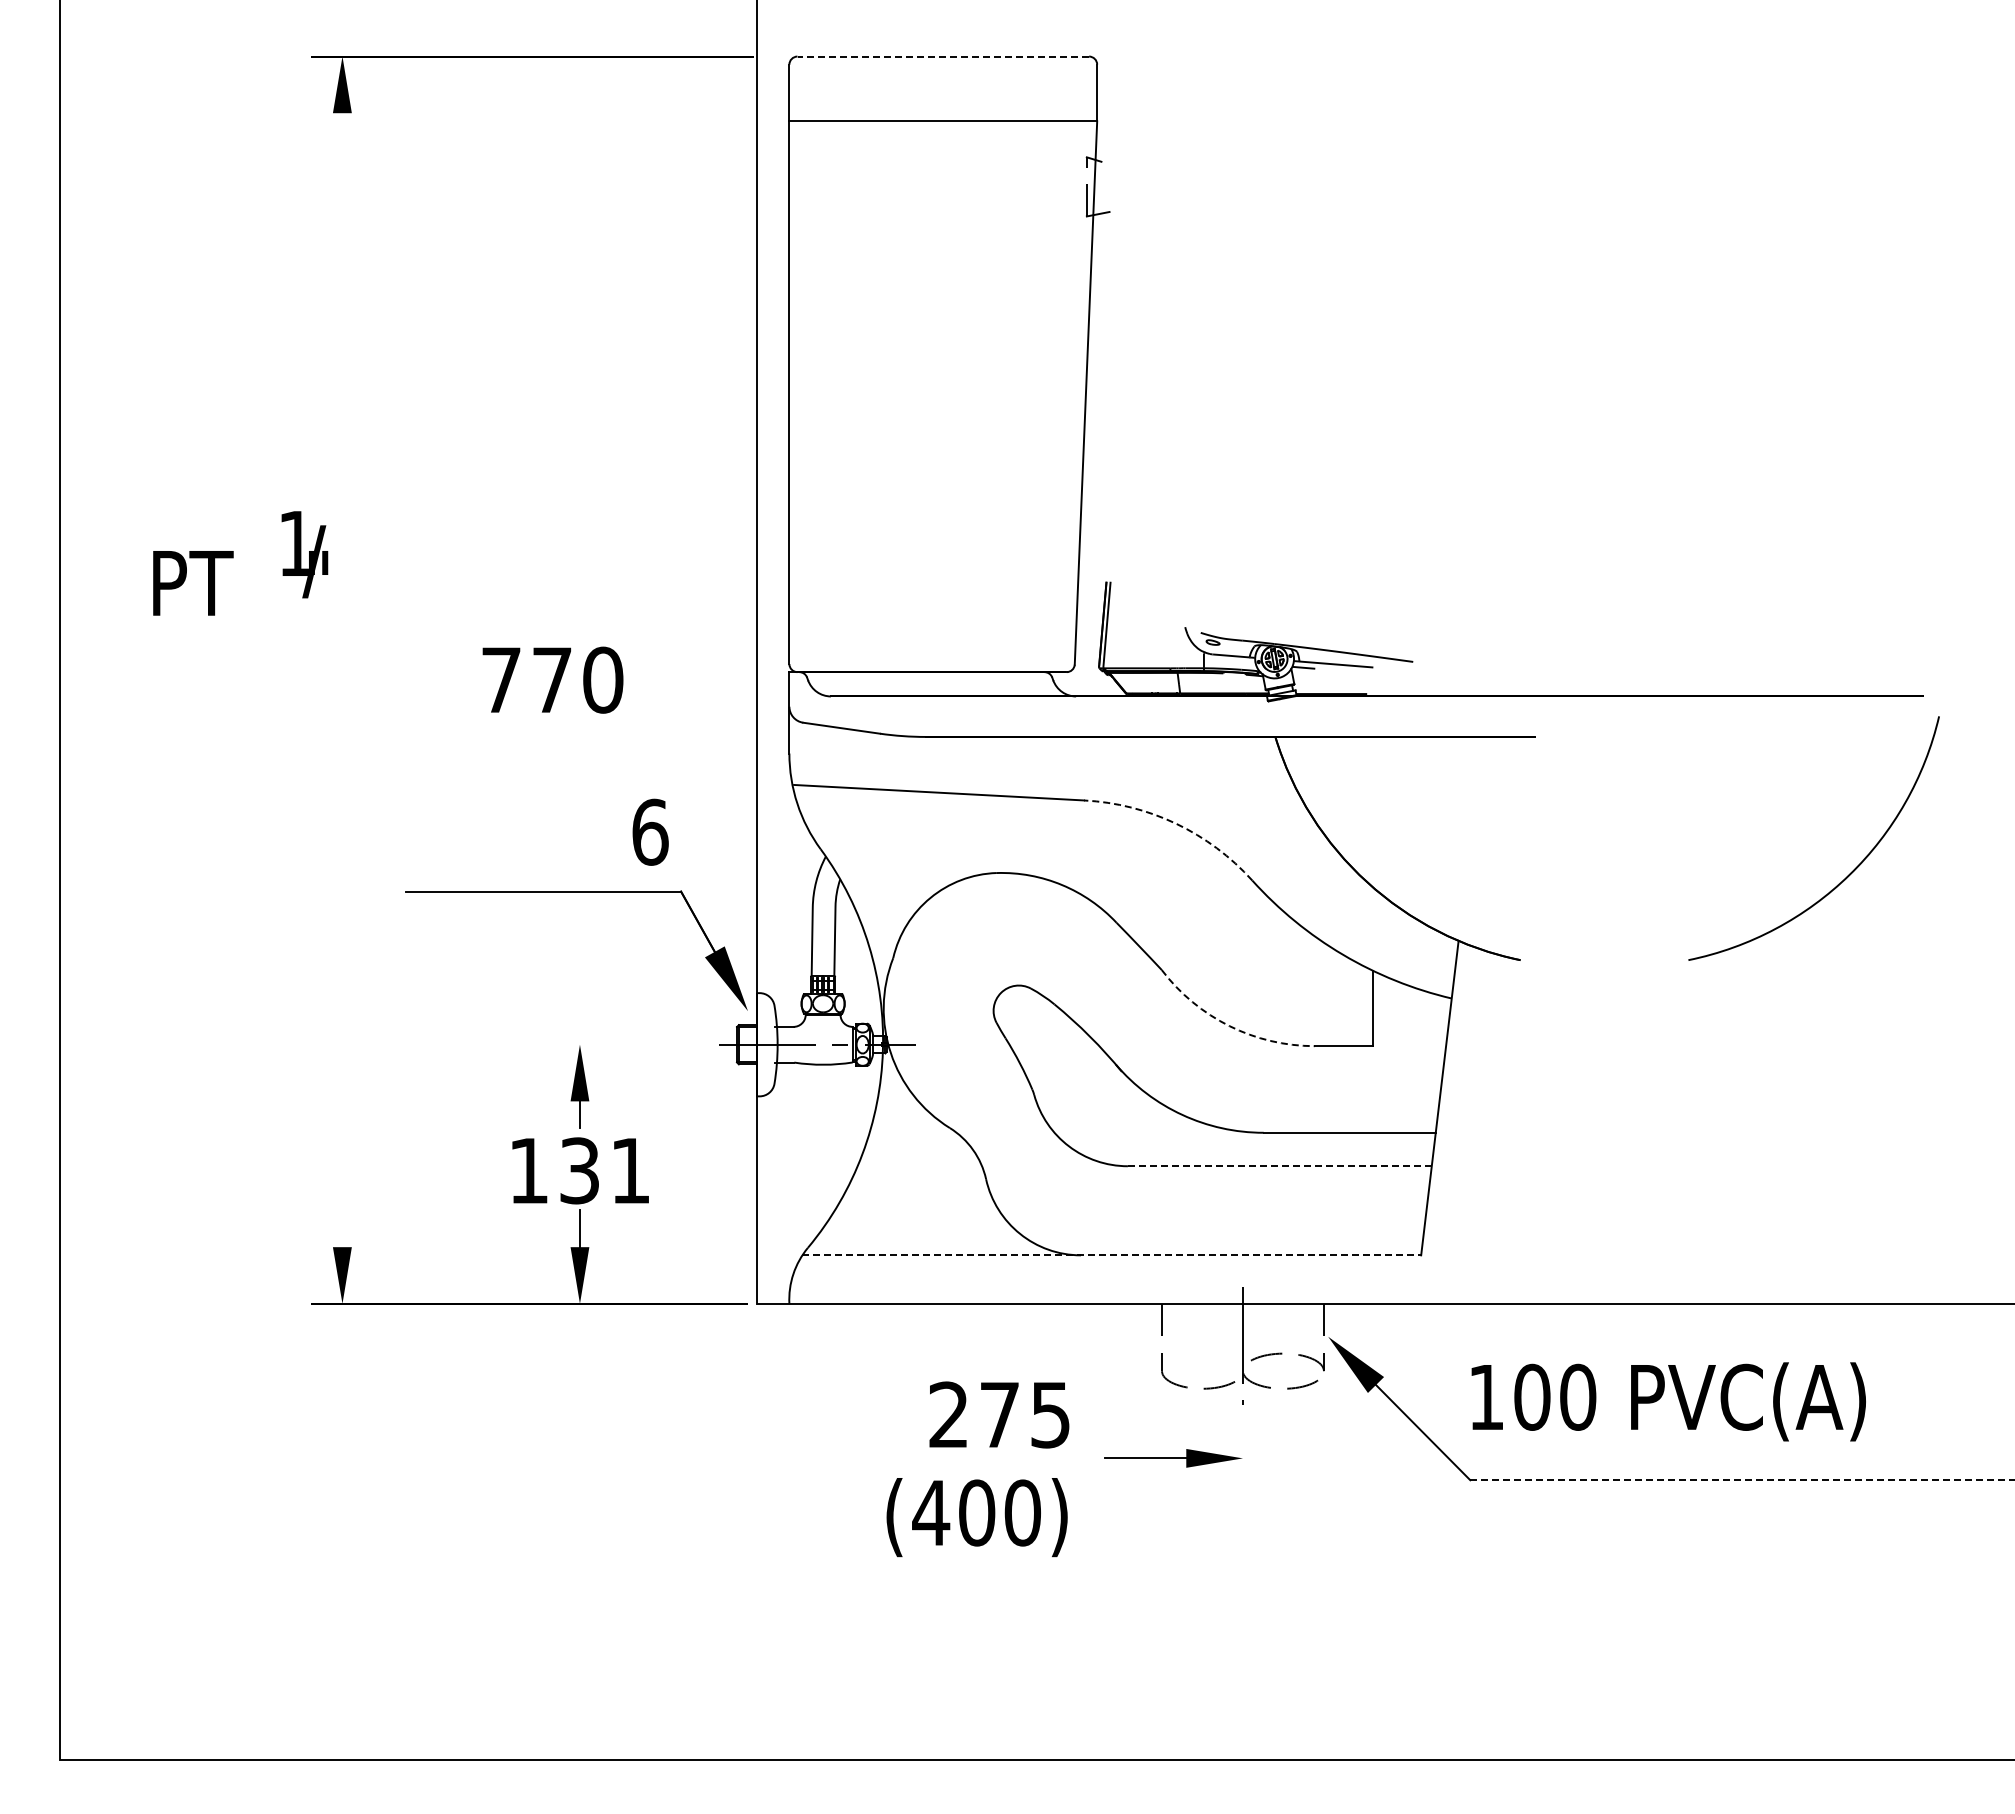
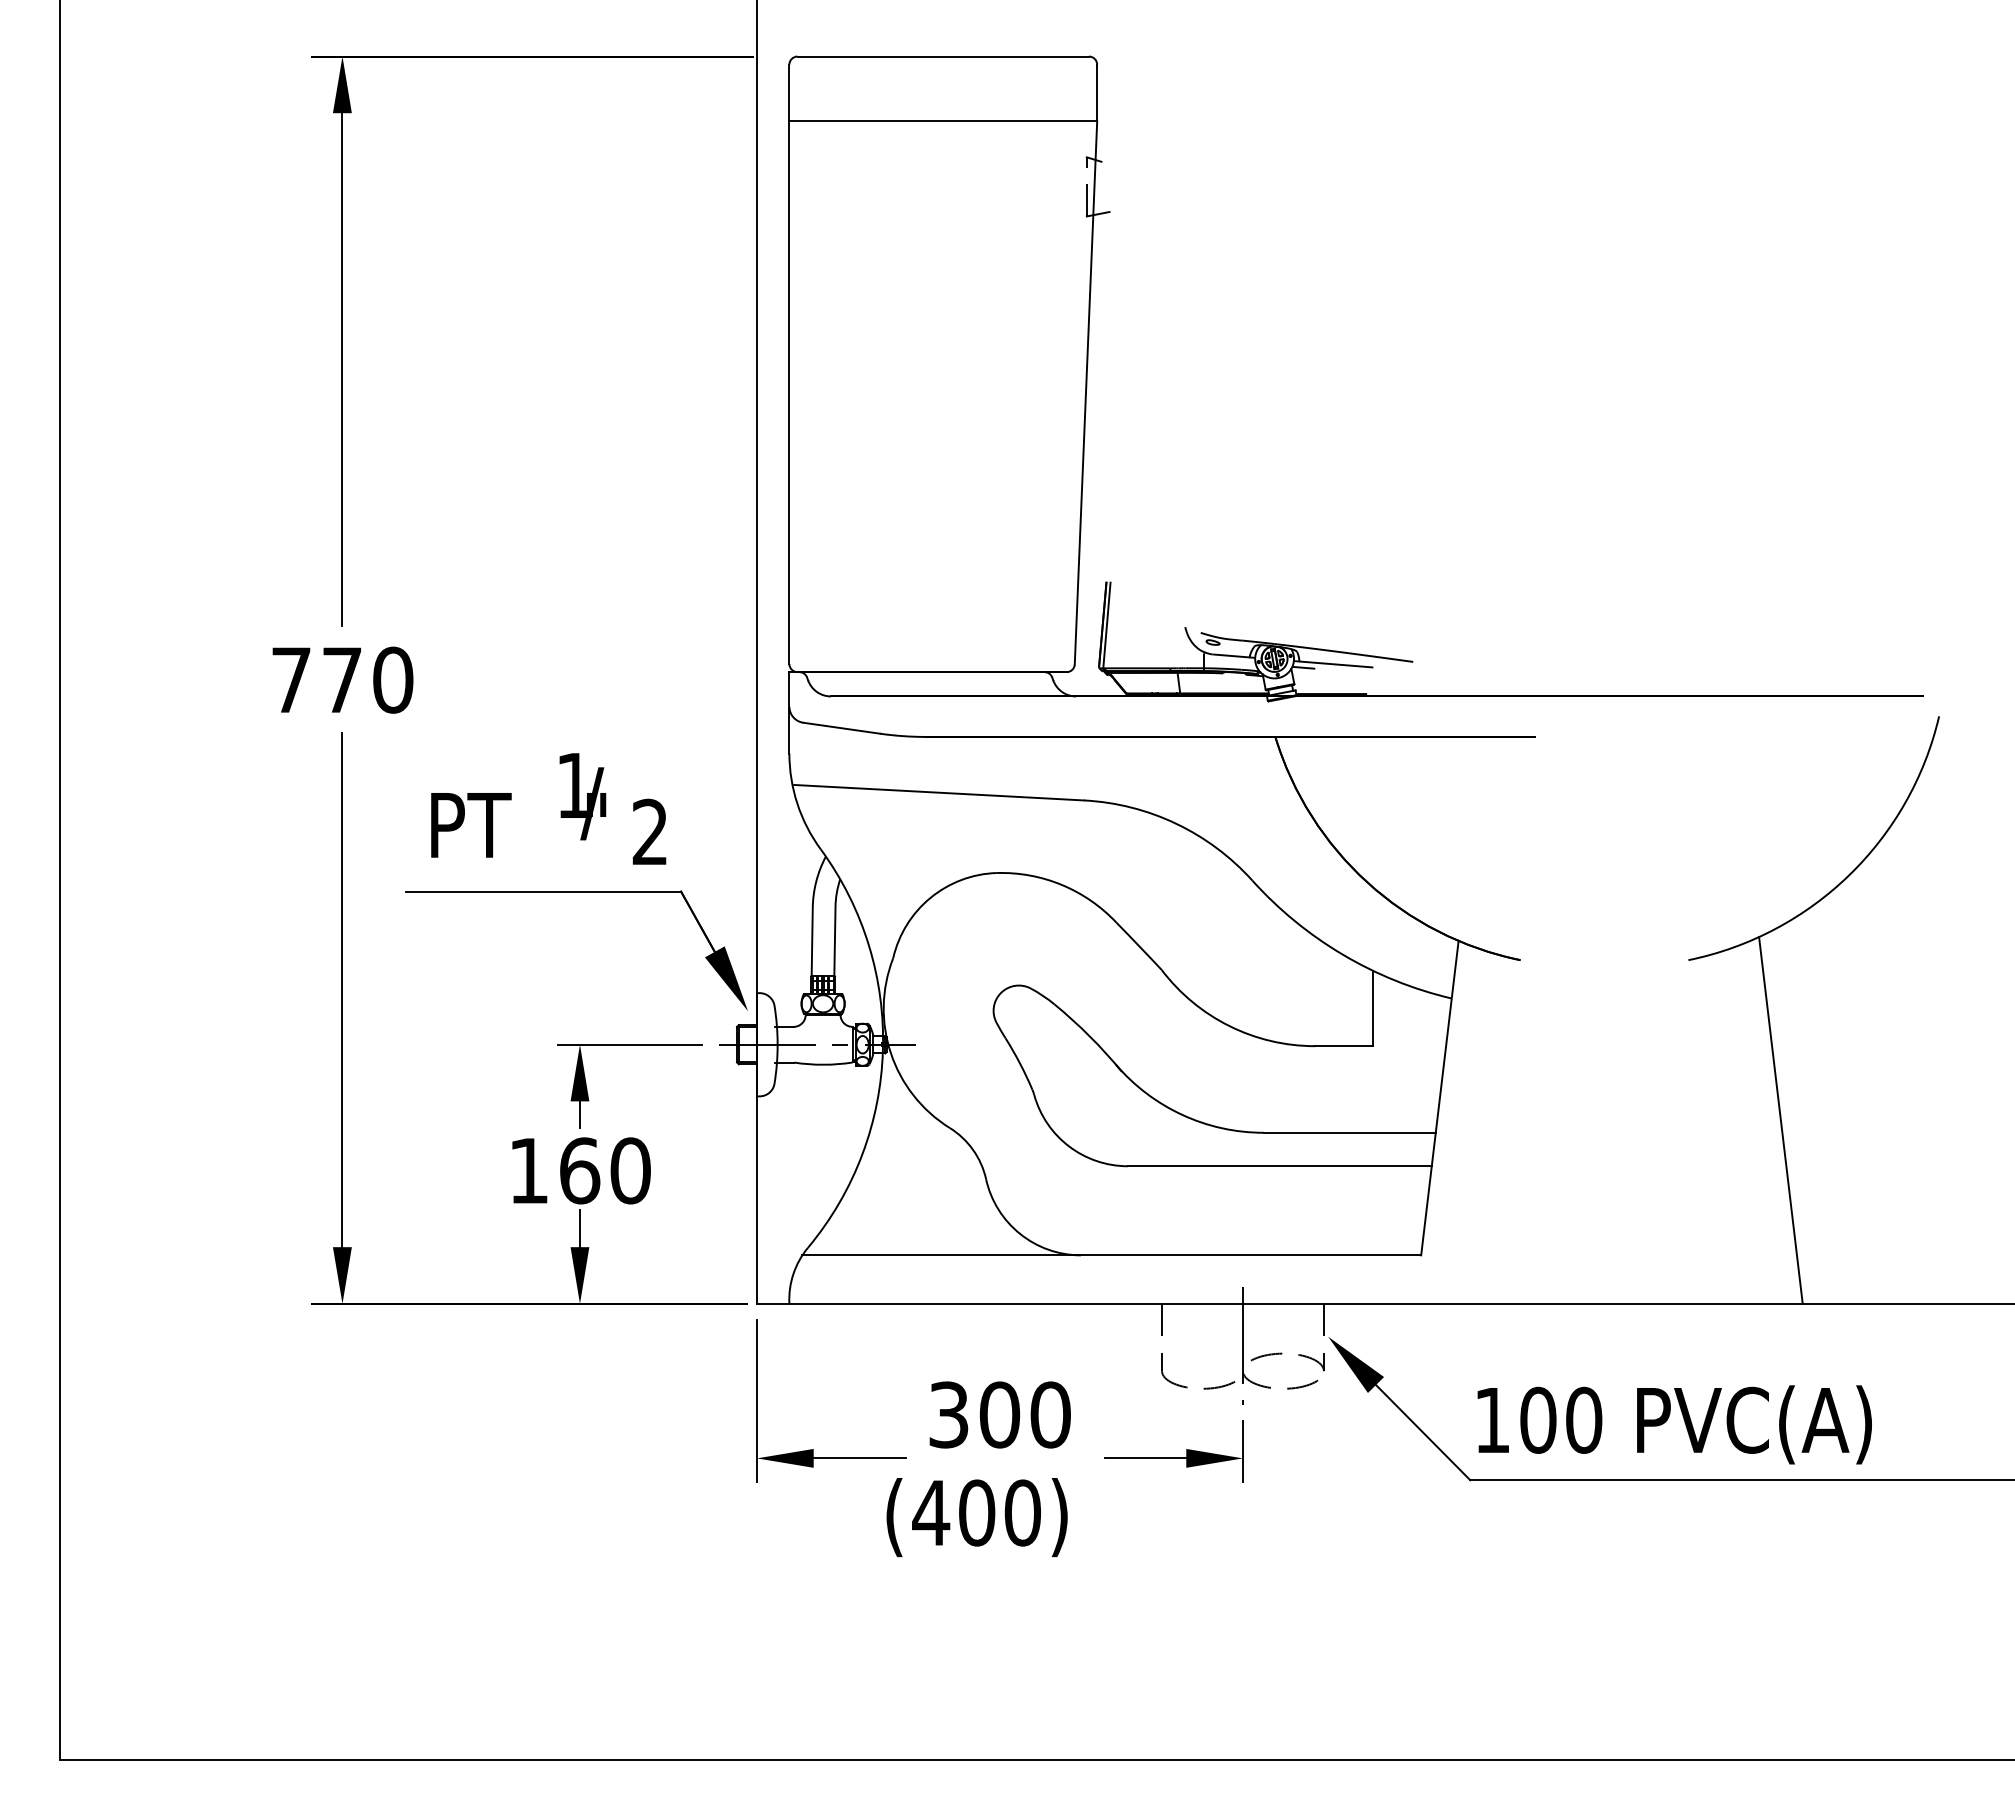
line: dashed -> solid (943, 56)
line: none -> present (342, 357)
text position: (240, 563) -> (518, 805) (518, 805)
text position: (552, 679) -> (342, 679) (342, 679)
arc: dashed -> solid (1176, 823)
text: 6 -> 2 (650, 831)
line: none -> present (342, 1001)
arc: dashed -> solid (1229, 1026)
line: none -> present (629, 1044)
line: none -> present (1780, 1120)
line: dashed -> solid (1279, 1166)
text: 131 -> 160 (605, 1170)
line: dashed -> solid (1112, 1255)
text position: (1668, 1401) -> (1674, 1424) (1674, 1424)
text: 275 -> 300 (999, 1414)
part: none -> present (813, 1449)
line: none -> present (1242, 1451)
line: dashed -> solid (1743, 1480)
